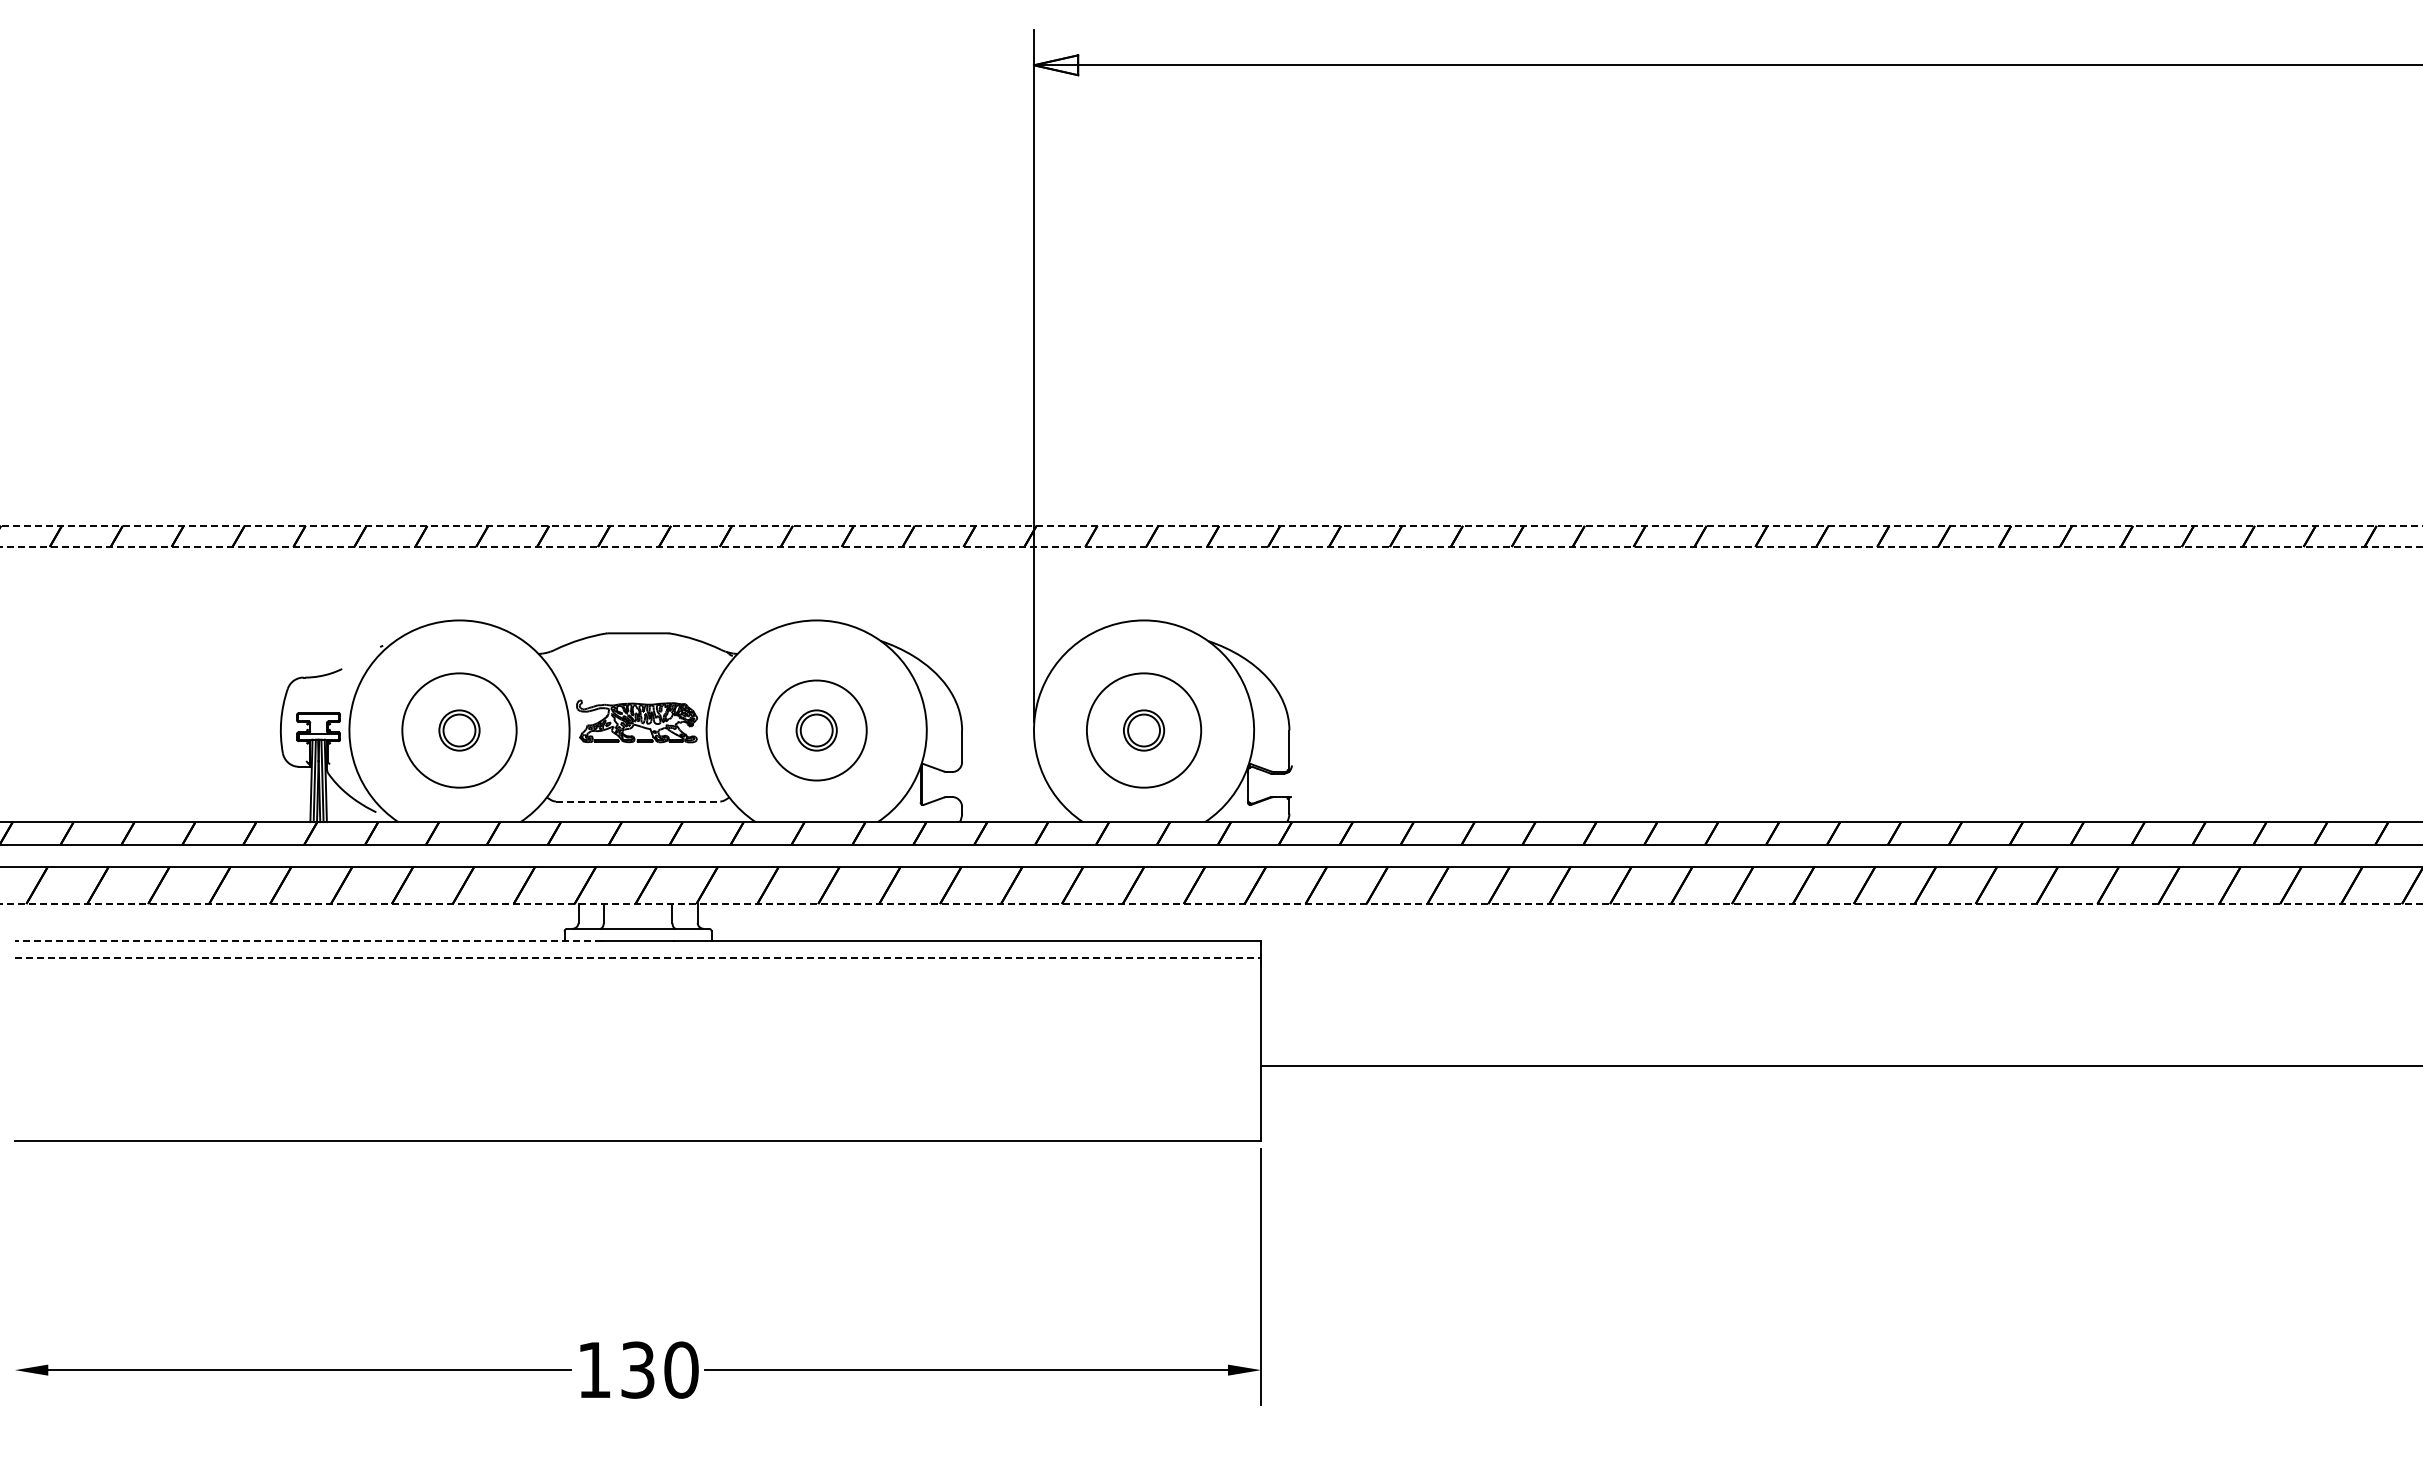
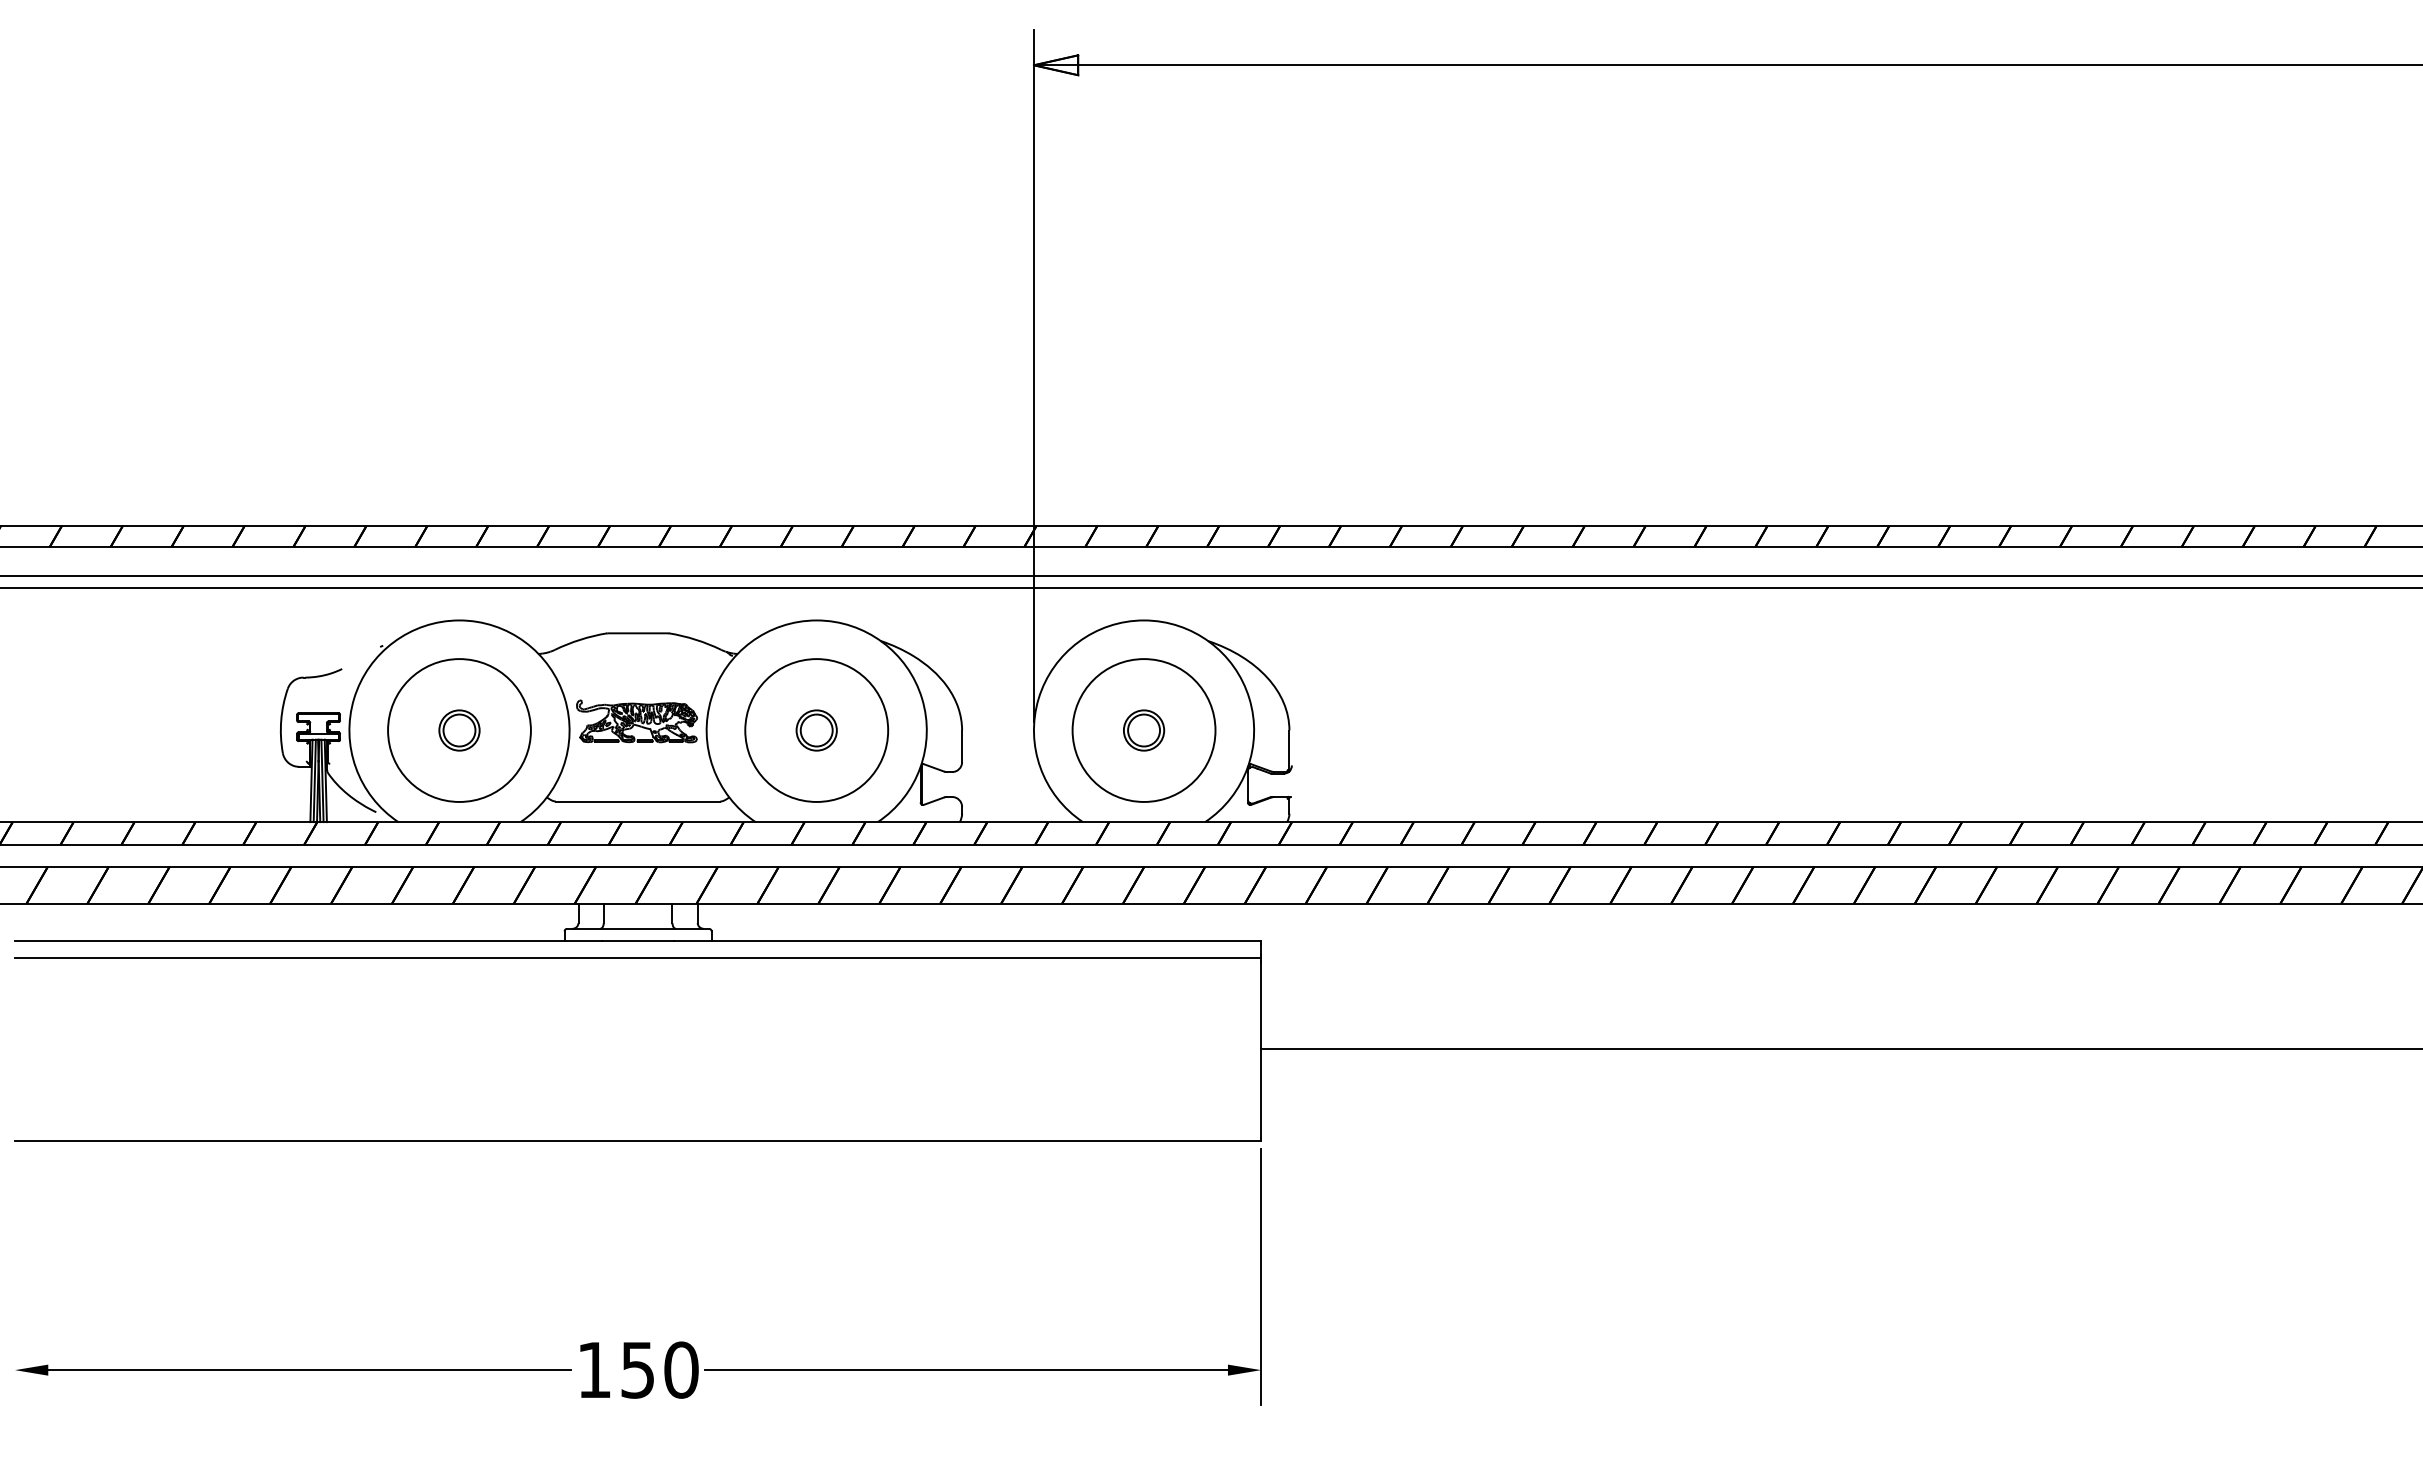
line: dashed -> solid (1212, 525)
line: dashed -> solid (1211, 546)
line: none -> present (1210, 575)
line: none -> present (1210, 588)
circle diameter: 114 px -> 143 px (459, 730)
circle diameter: 100 px -> 143 px (816, 730)
circle diameter: 114 px -> 143 px (1143, 730)
line: dashed -> solid (638, 801)
line: dashed -> solid (1211, 903)
line: dashed -> solid (307, 941)
line: dashed -> solid (638, 957)
line position: (1840, 1066) -> (1840, 1049) (1840, 1049)
text: 130 -> 150 (637, 1369)
